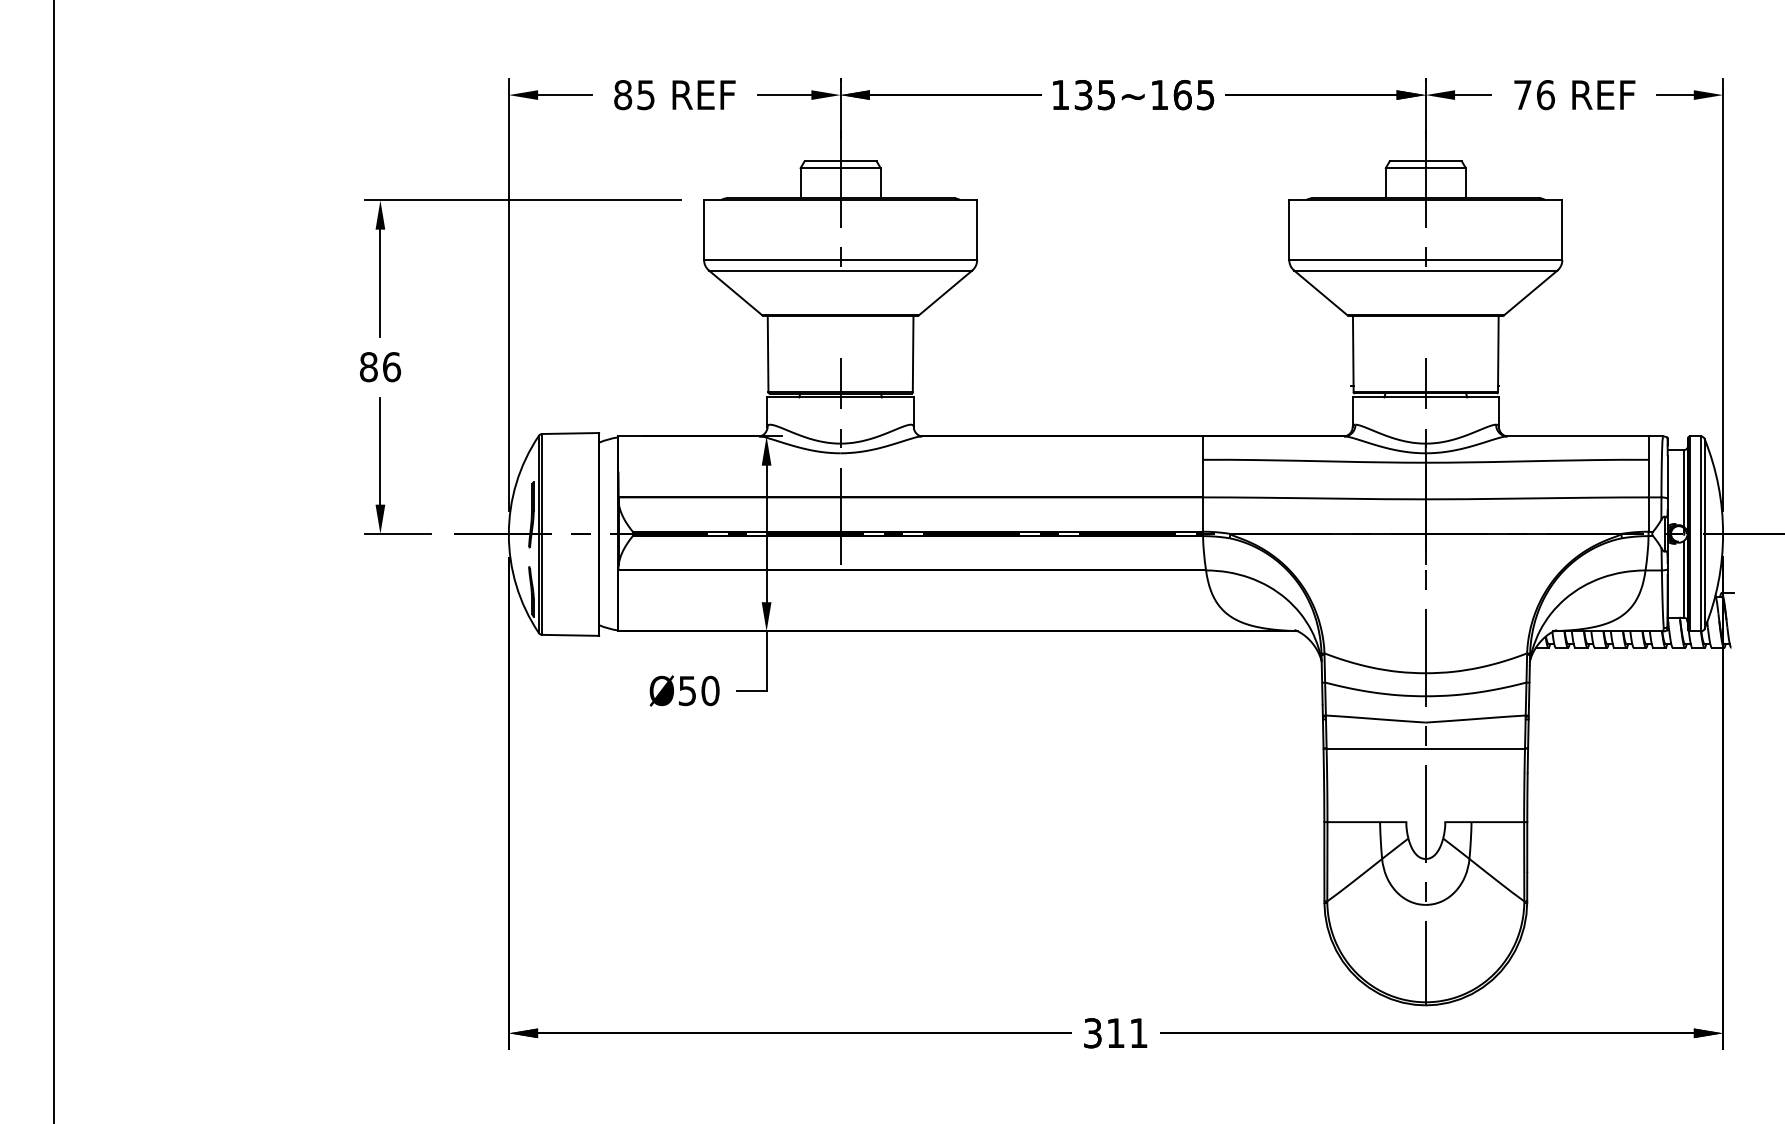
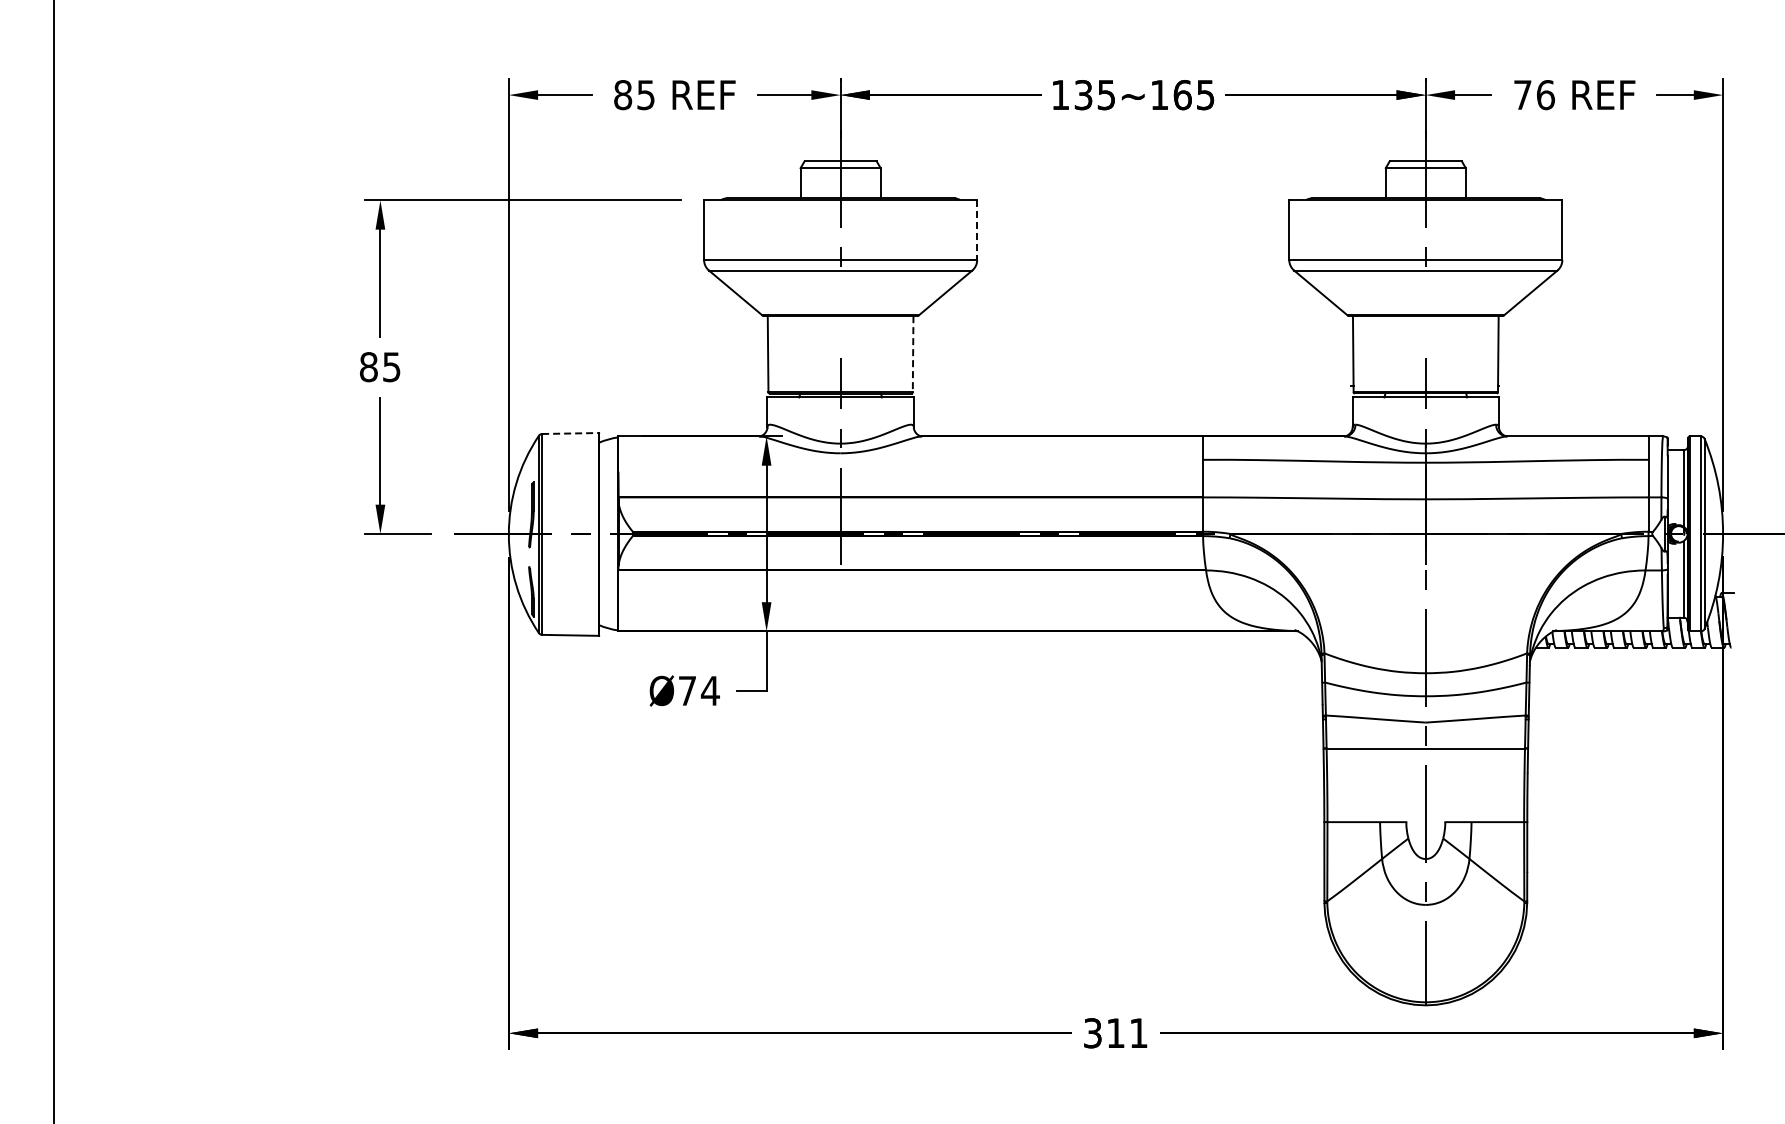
line: solid -> dashed (977, 230)
line: solid -> dashed (913, 354)
text: 86 -> 85 (392, 367)
line: solid -> dashed (571, 433)
text: Ø50 -> Ø74 (699, 690)
